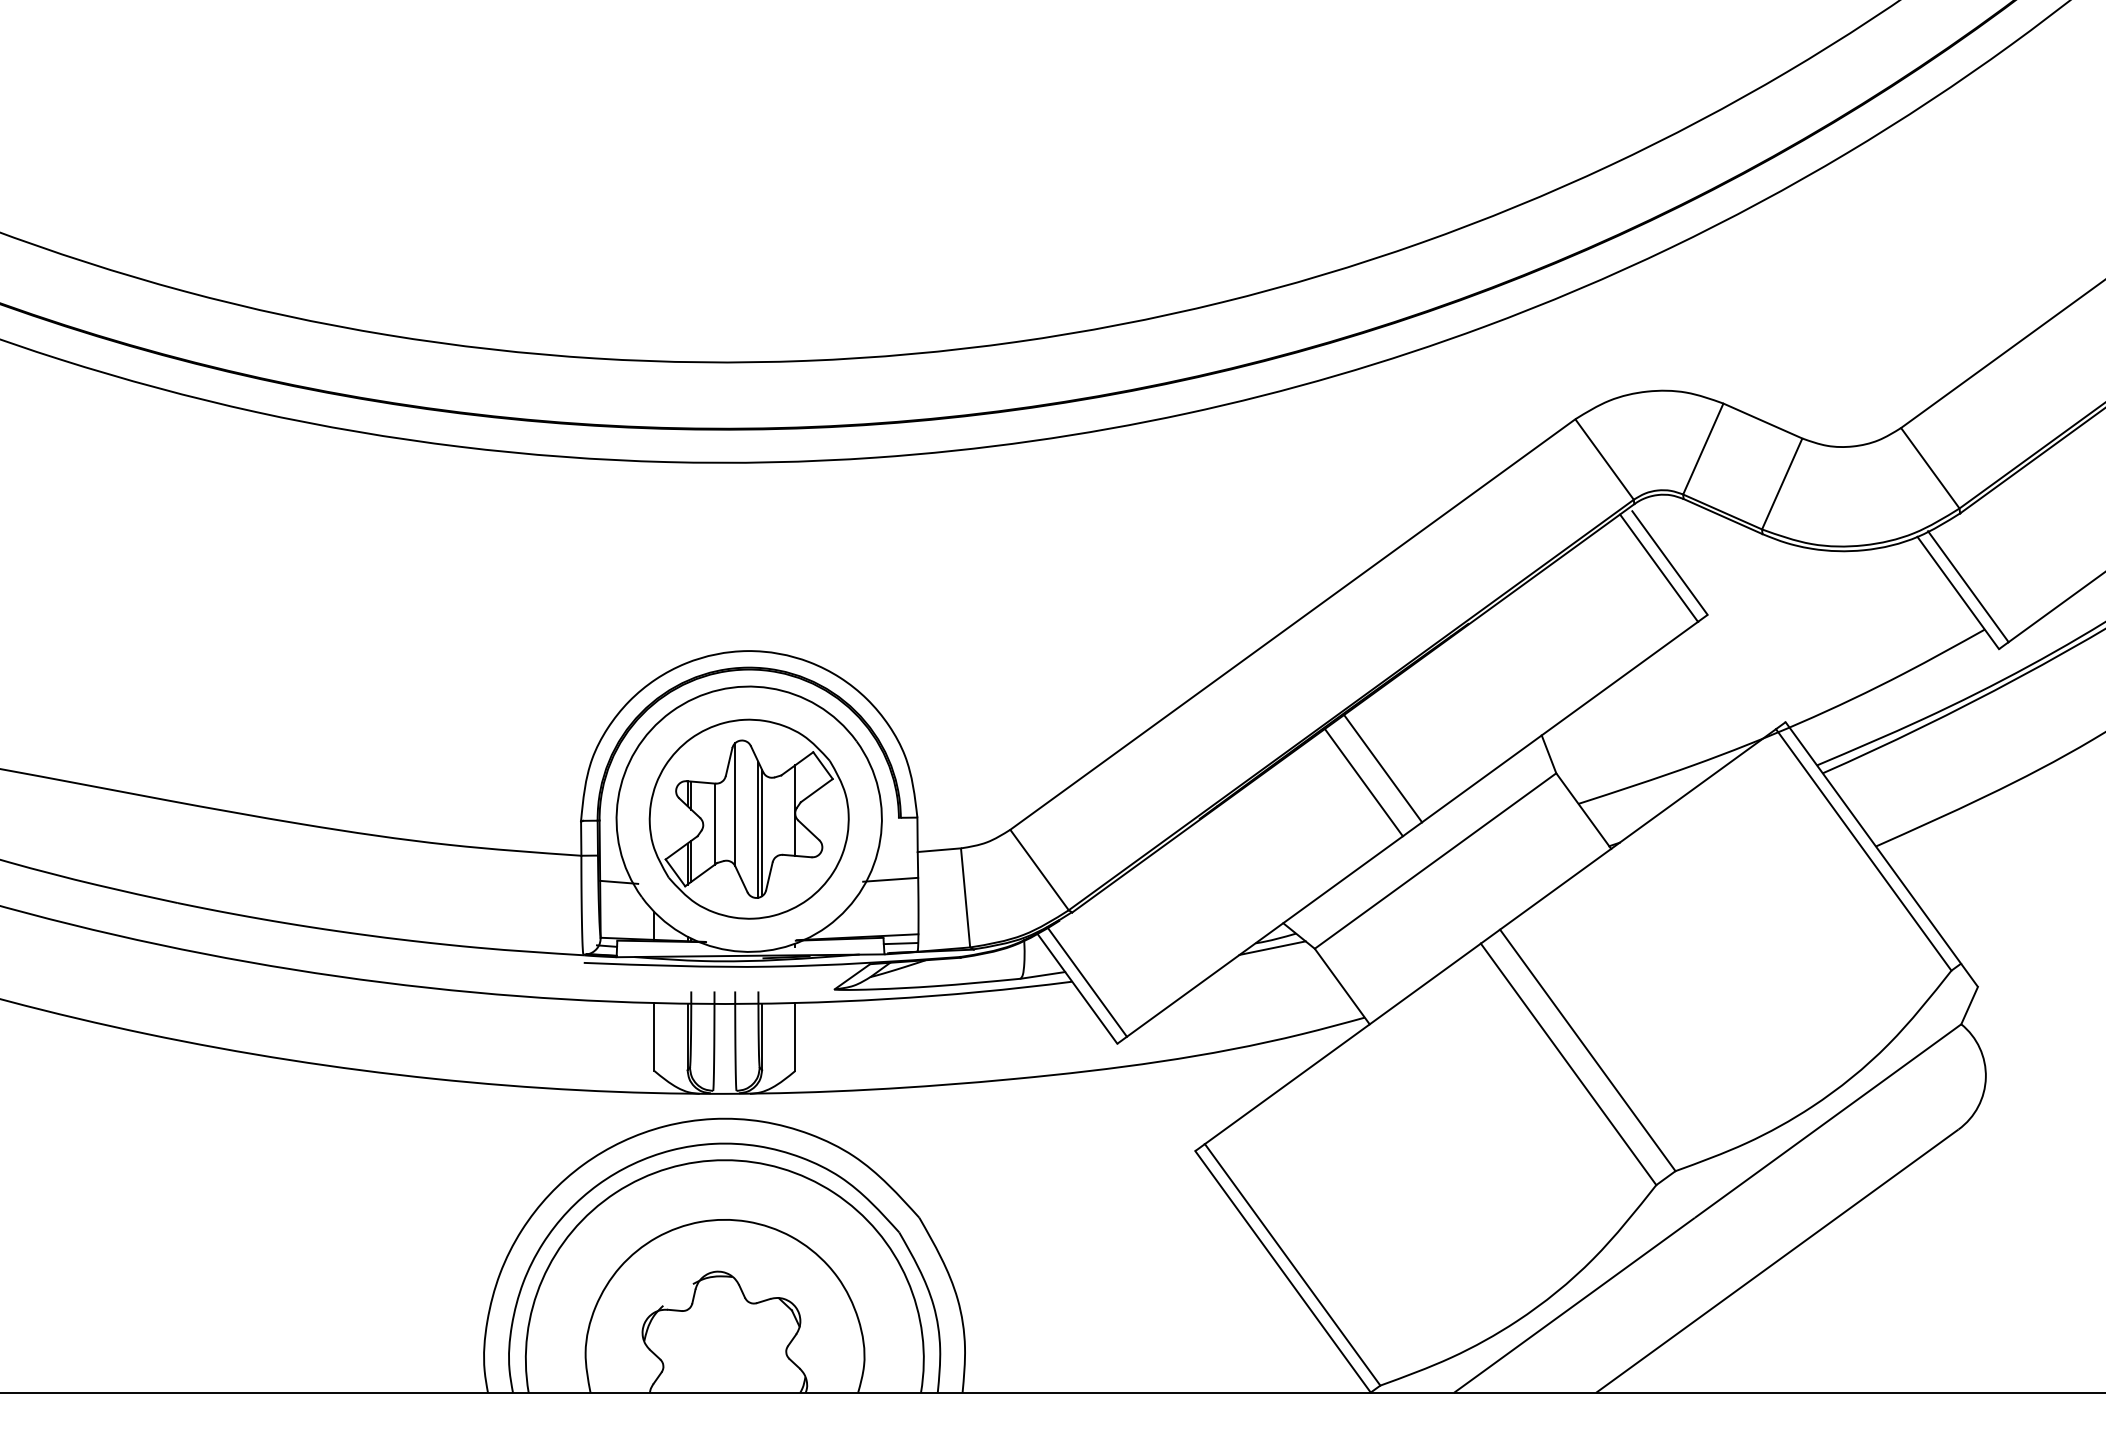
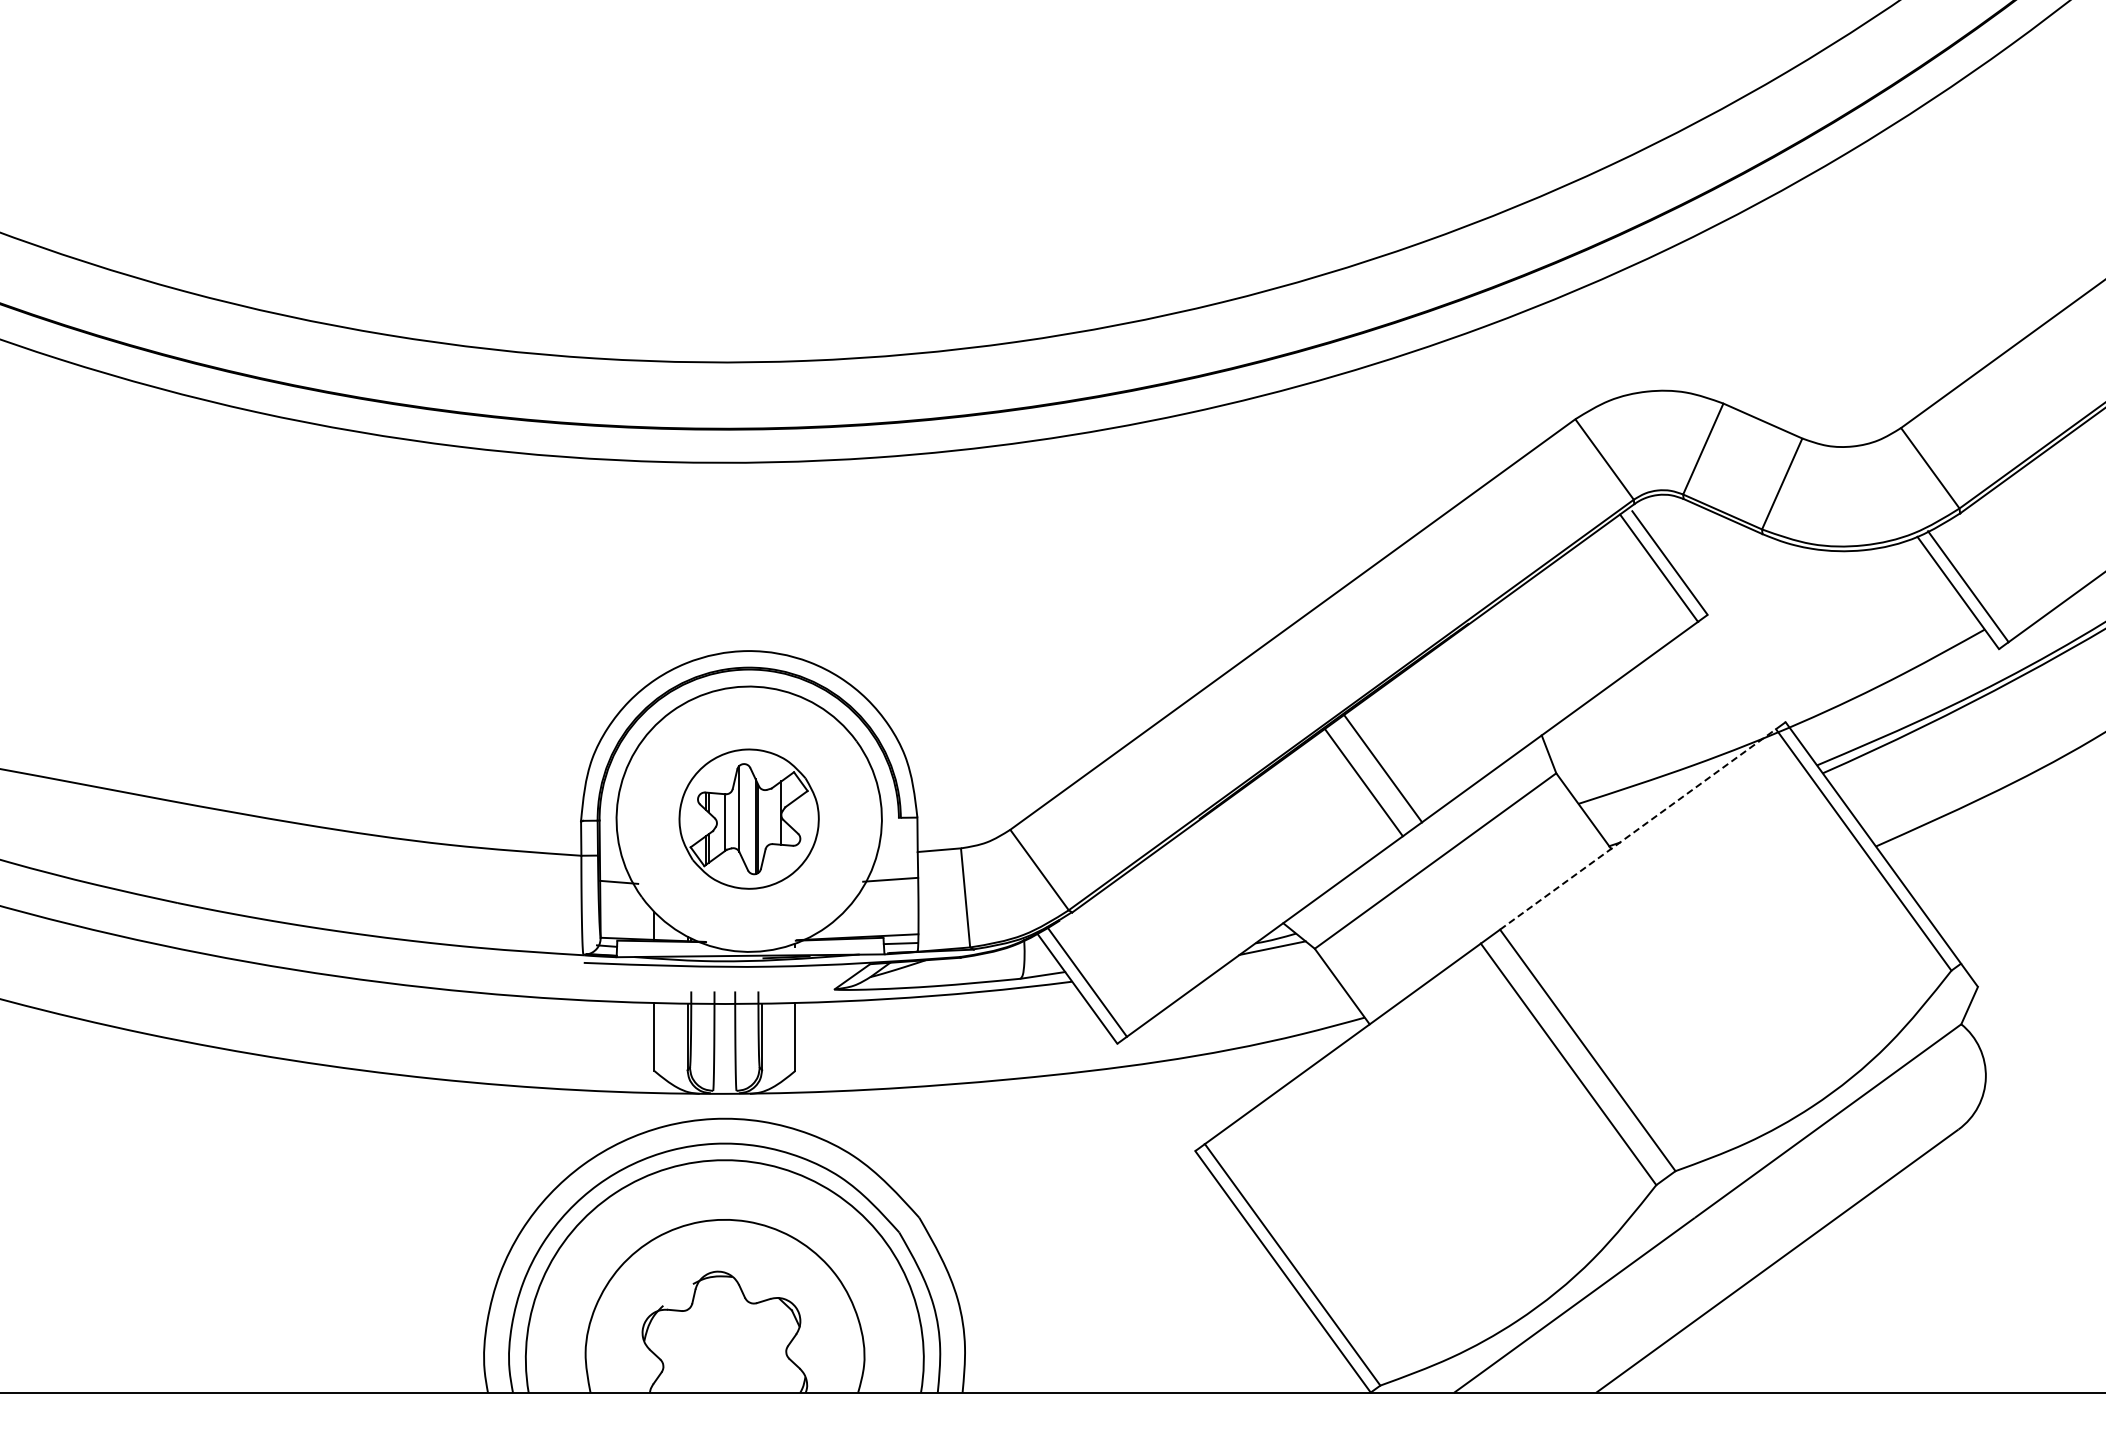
part size: 202x202 px -> 142x142 px (748, 818)
line: solid -> dashed (1638, 829)
